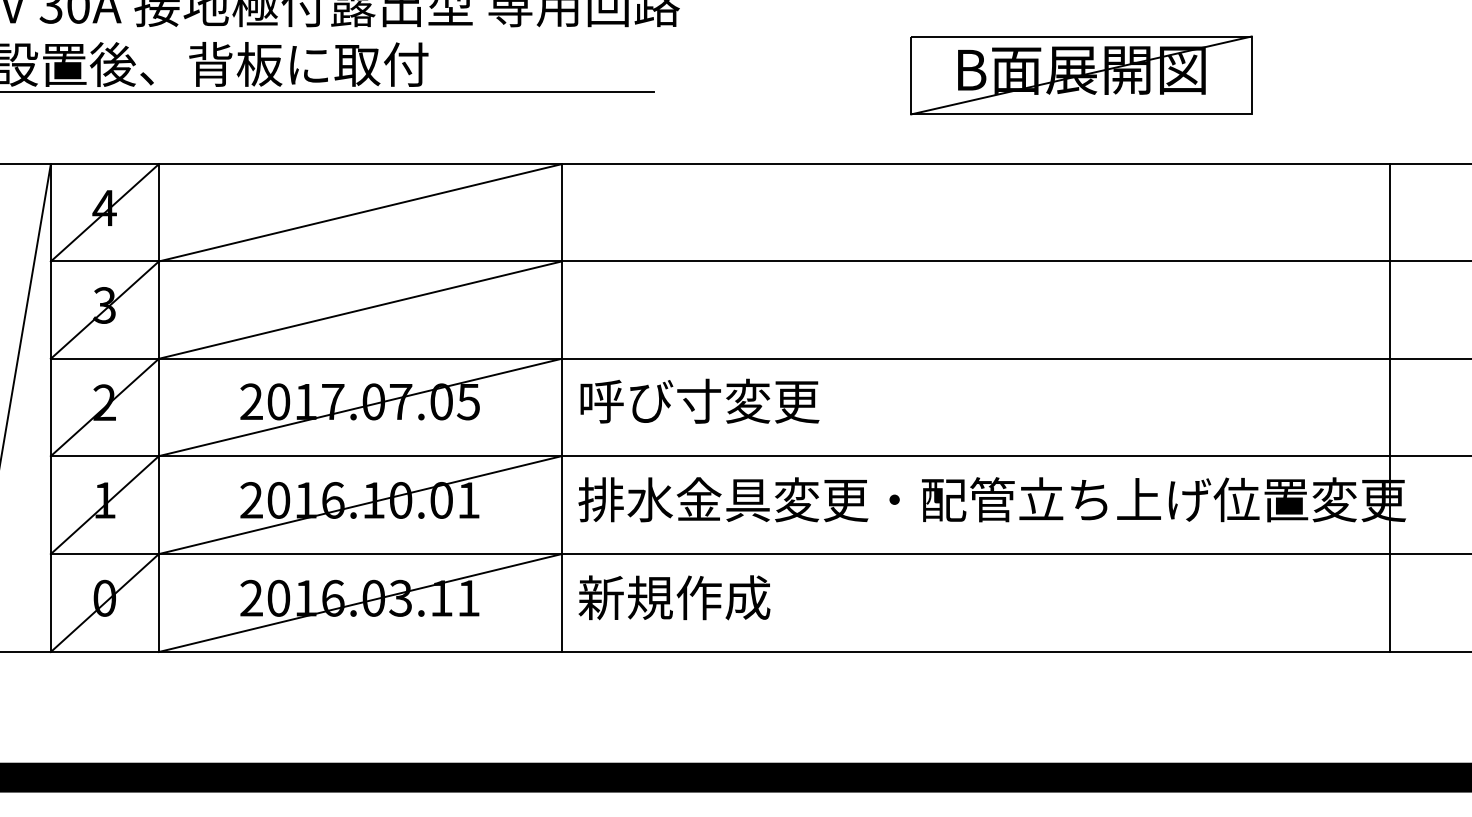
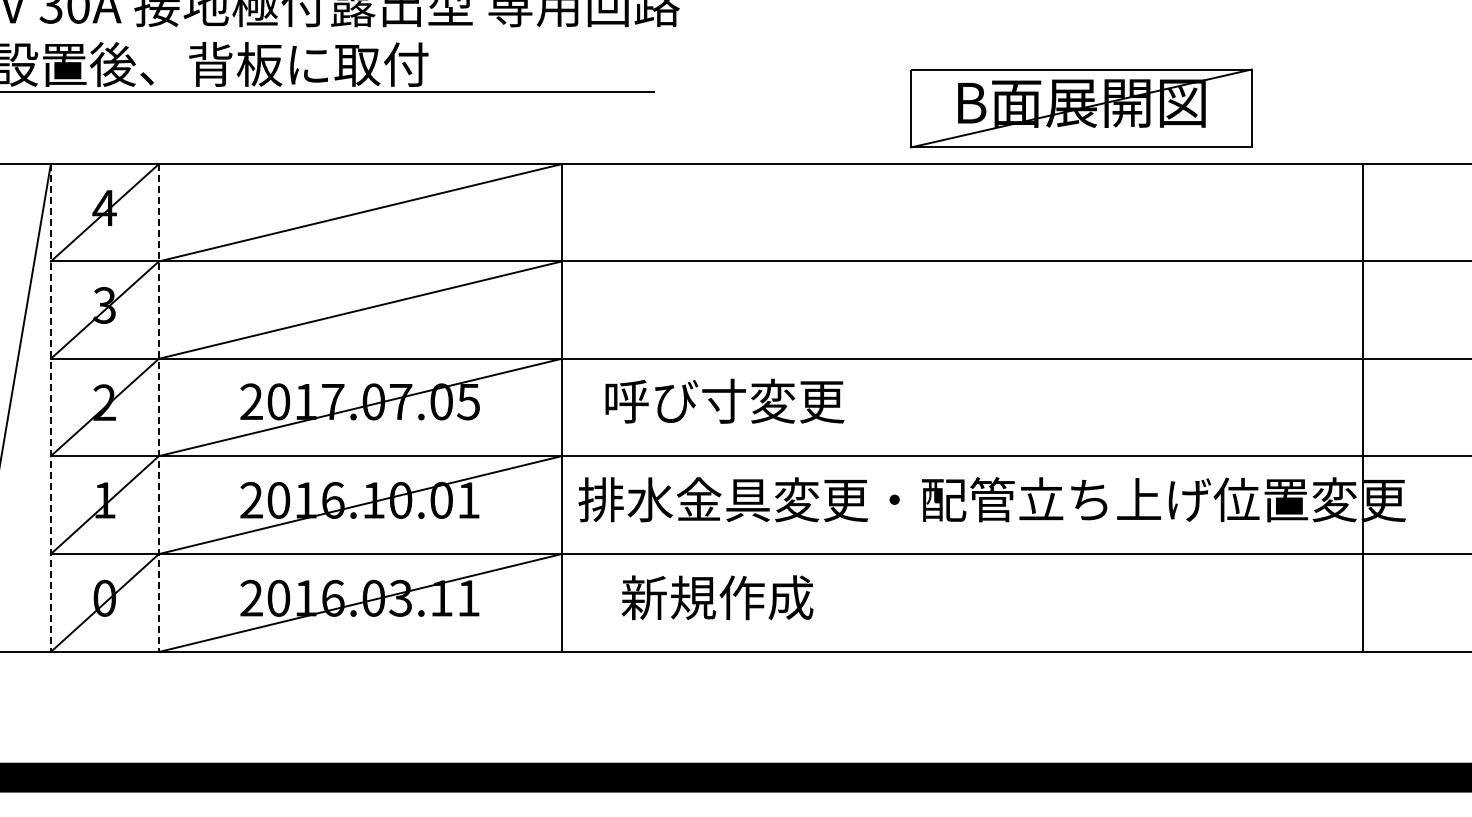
part position: (1081, 75) -> (1081, 108) (1081, 108)
text position: (699, 400) -> (724, 400) (724, 400)
line: solid -> dashed (50, 408)
line: solid -> dashed (158, 408)
line position: (1389, 408) -> (1362, 408) (1362, 408)
text position: (674, 597) -> (717, 597) (717, 597)
